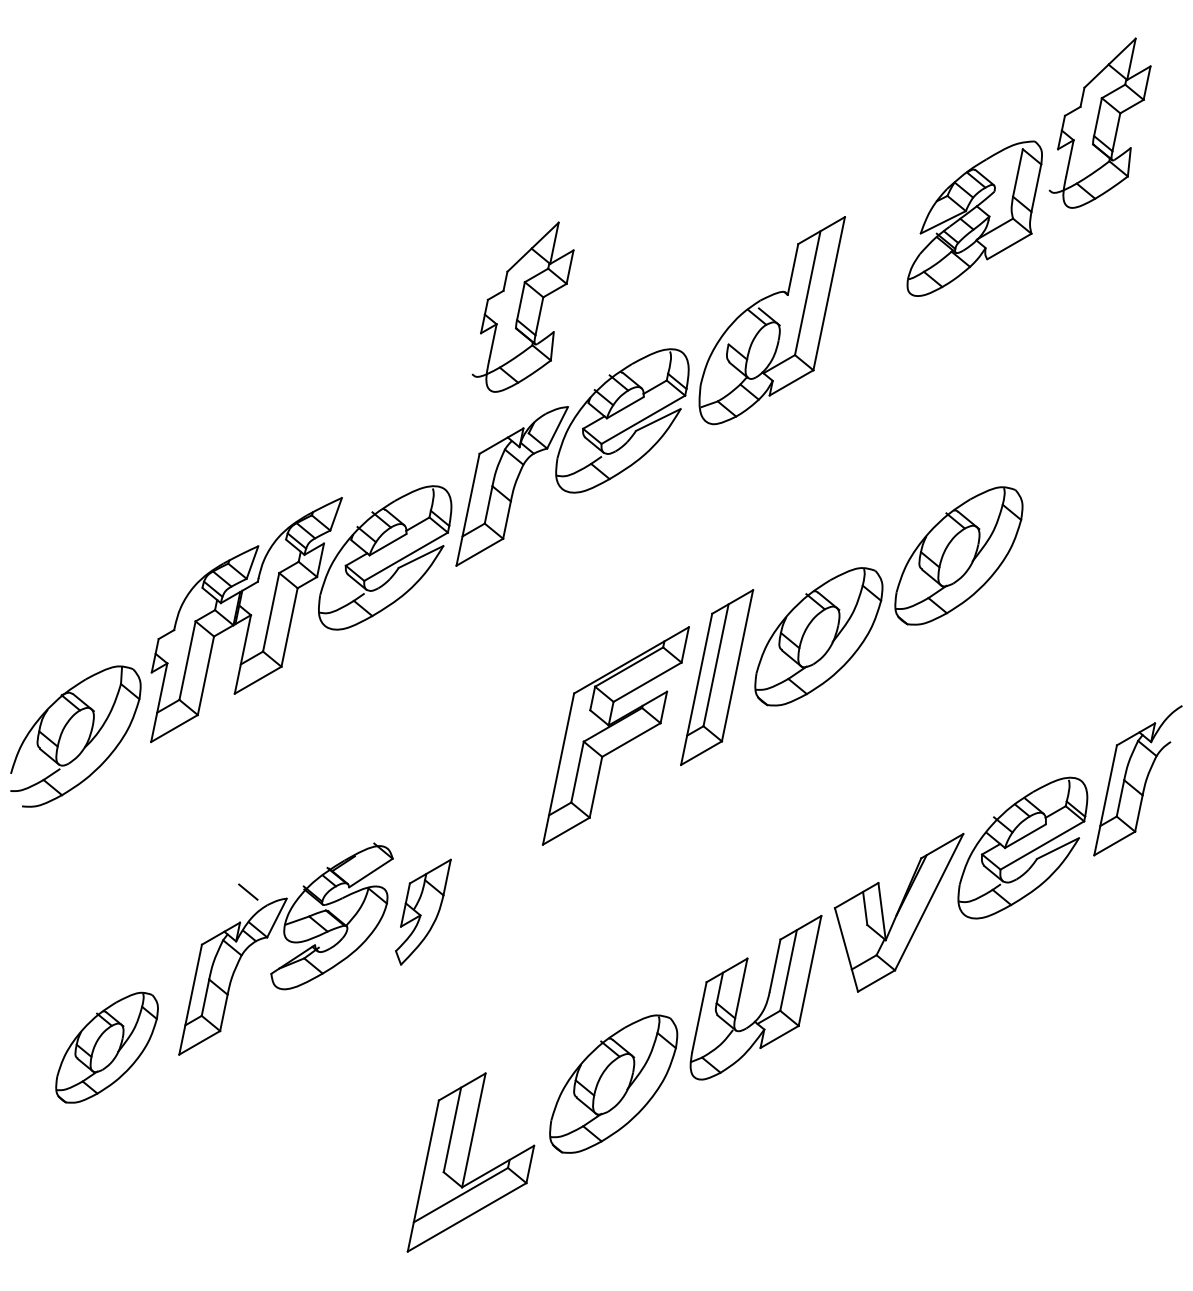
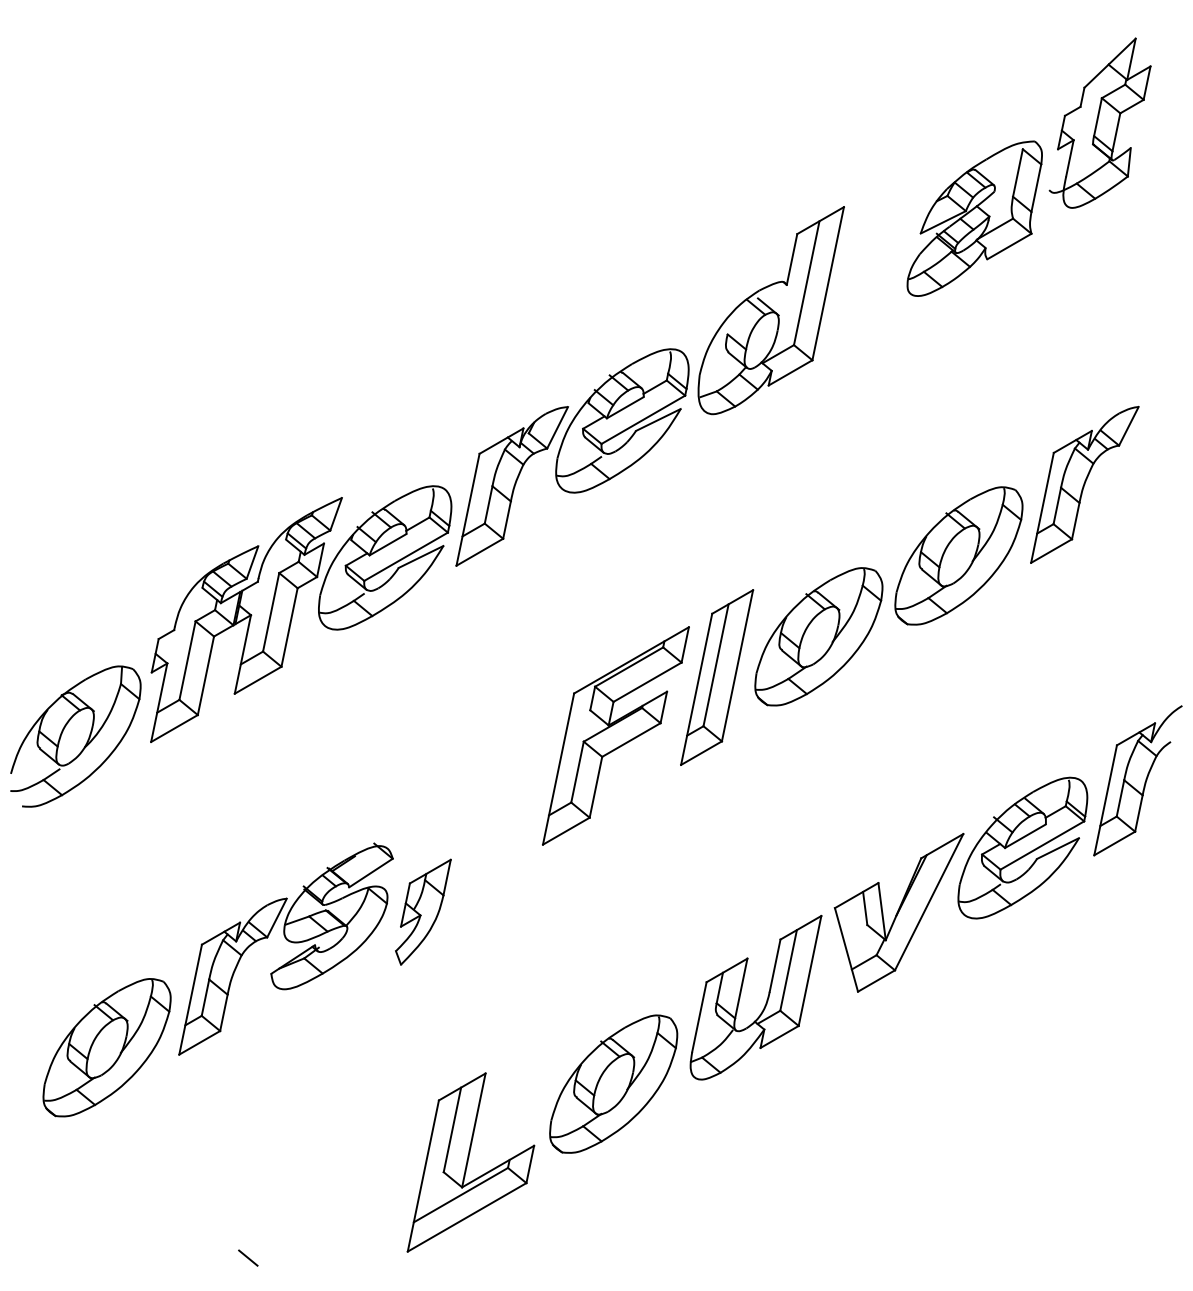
part: present -> none (522, 306)
part position: (771, 320) -> (770, 310) (770, 310)
part: none -> present (1084, 484)
line position: (248, 891) -> (248, 1257) (248, 1257)
part size: 104x113 px -> 130x140 px (106, 1047)
